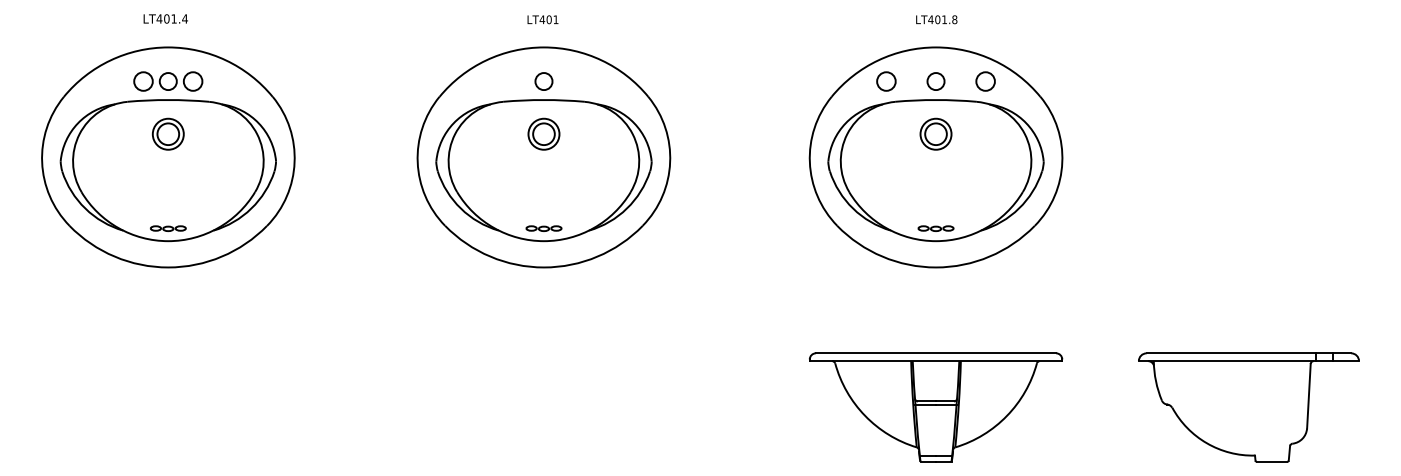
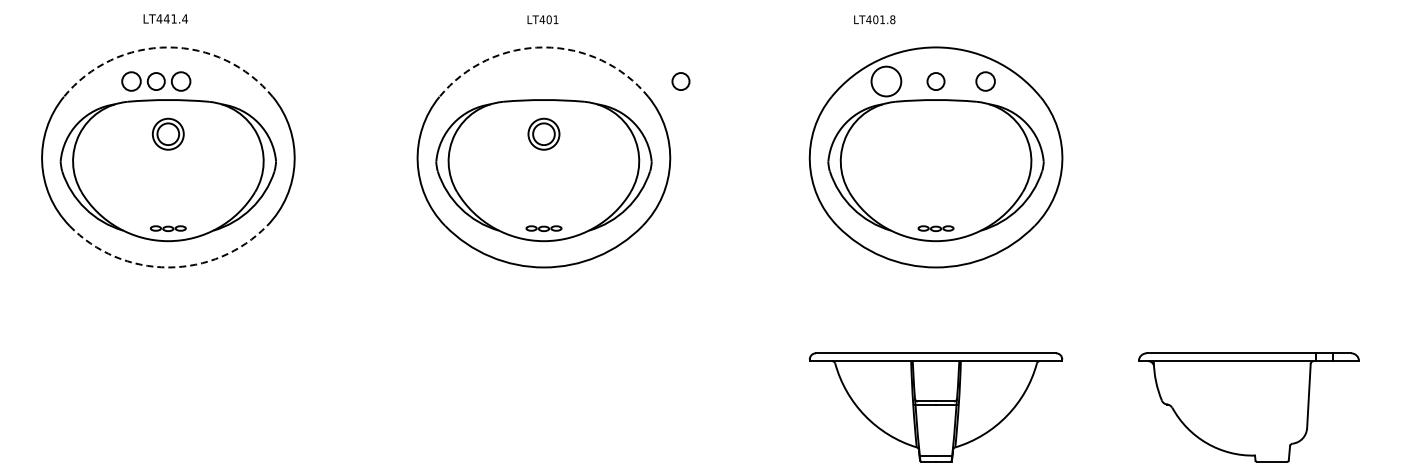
text: LT401.4 -> LT441.4 (166, 18)
text position: (936, 19) -> (874, 19) (874, 19)
arc: solid -> dashed (168, 47)
arc: solid -> dashed (543, 47)
part position: (168, 81) -> (156, 81) (156, 81)
circle position: (543, 81) -> (680, 81) (680, 81)
circle diameter: 19 px -> 30 px (886, 81)
part: present -> none (935, 133)
arc: solid -> dashed (168, 267)
